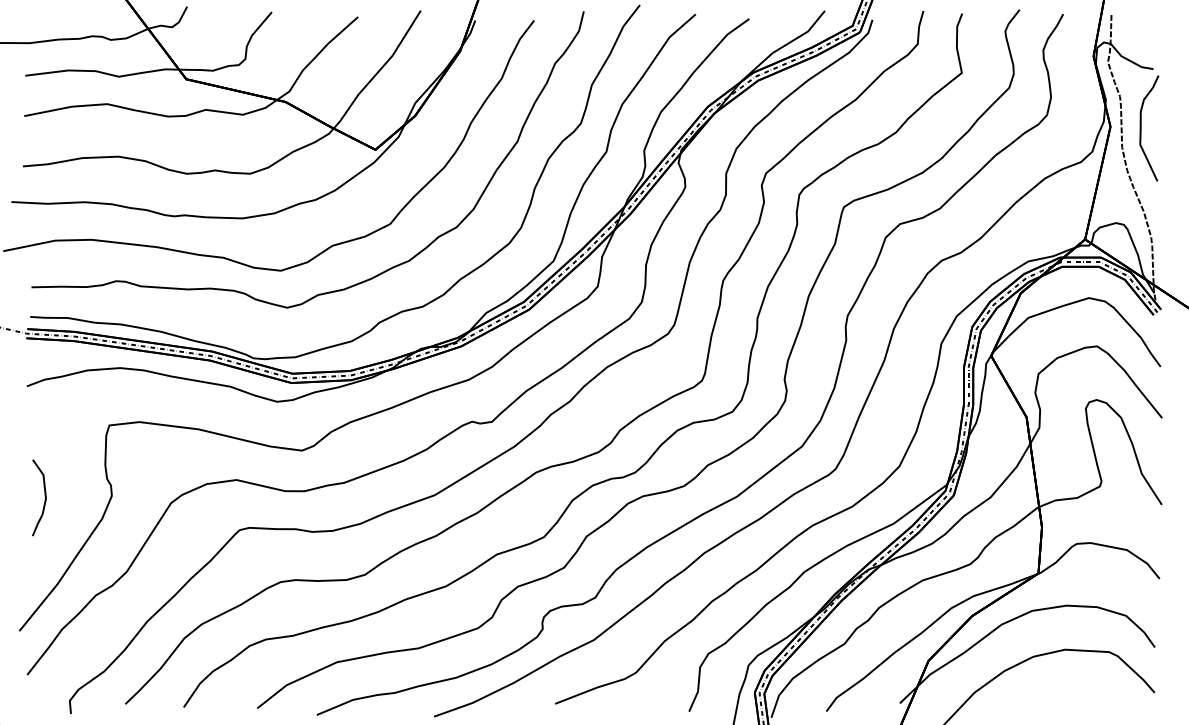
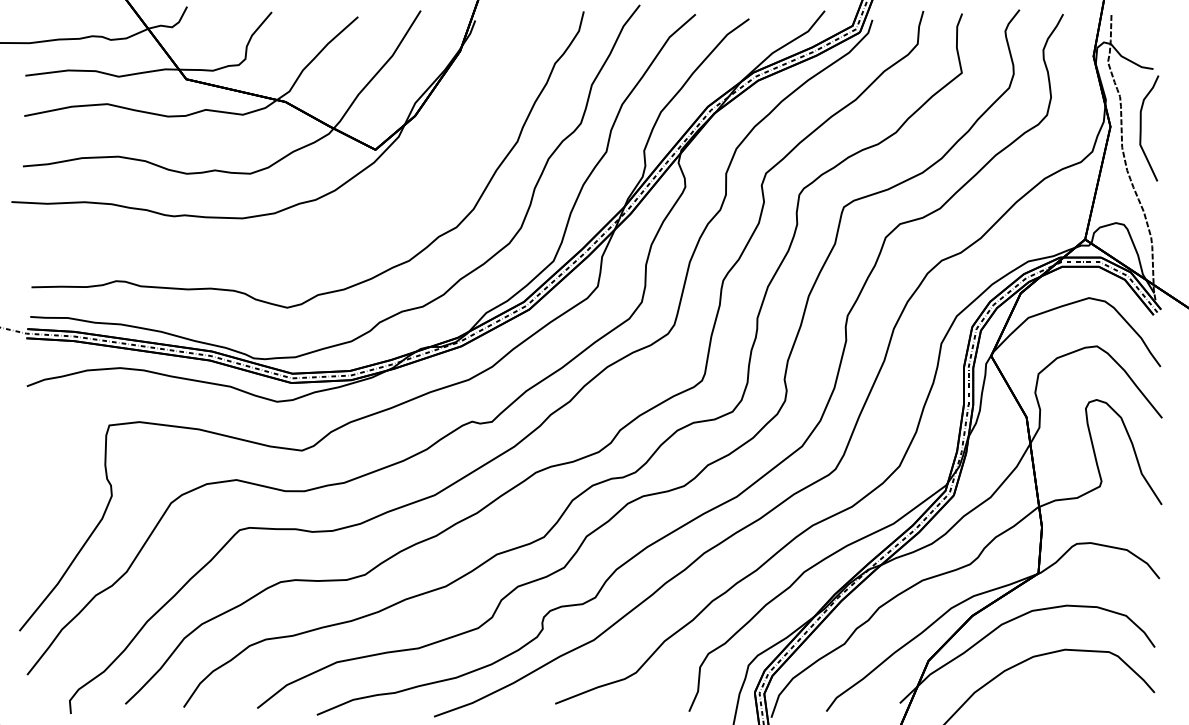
curve: present -> none (332, 244)
curve: present -> none (44, 496)
